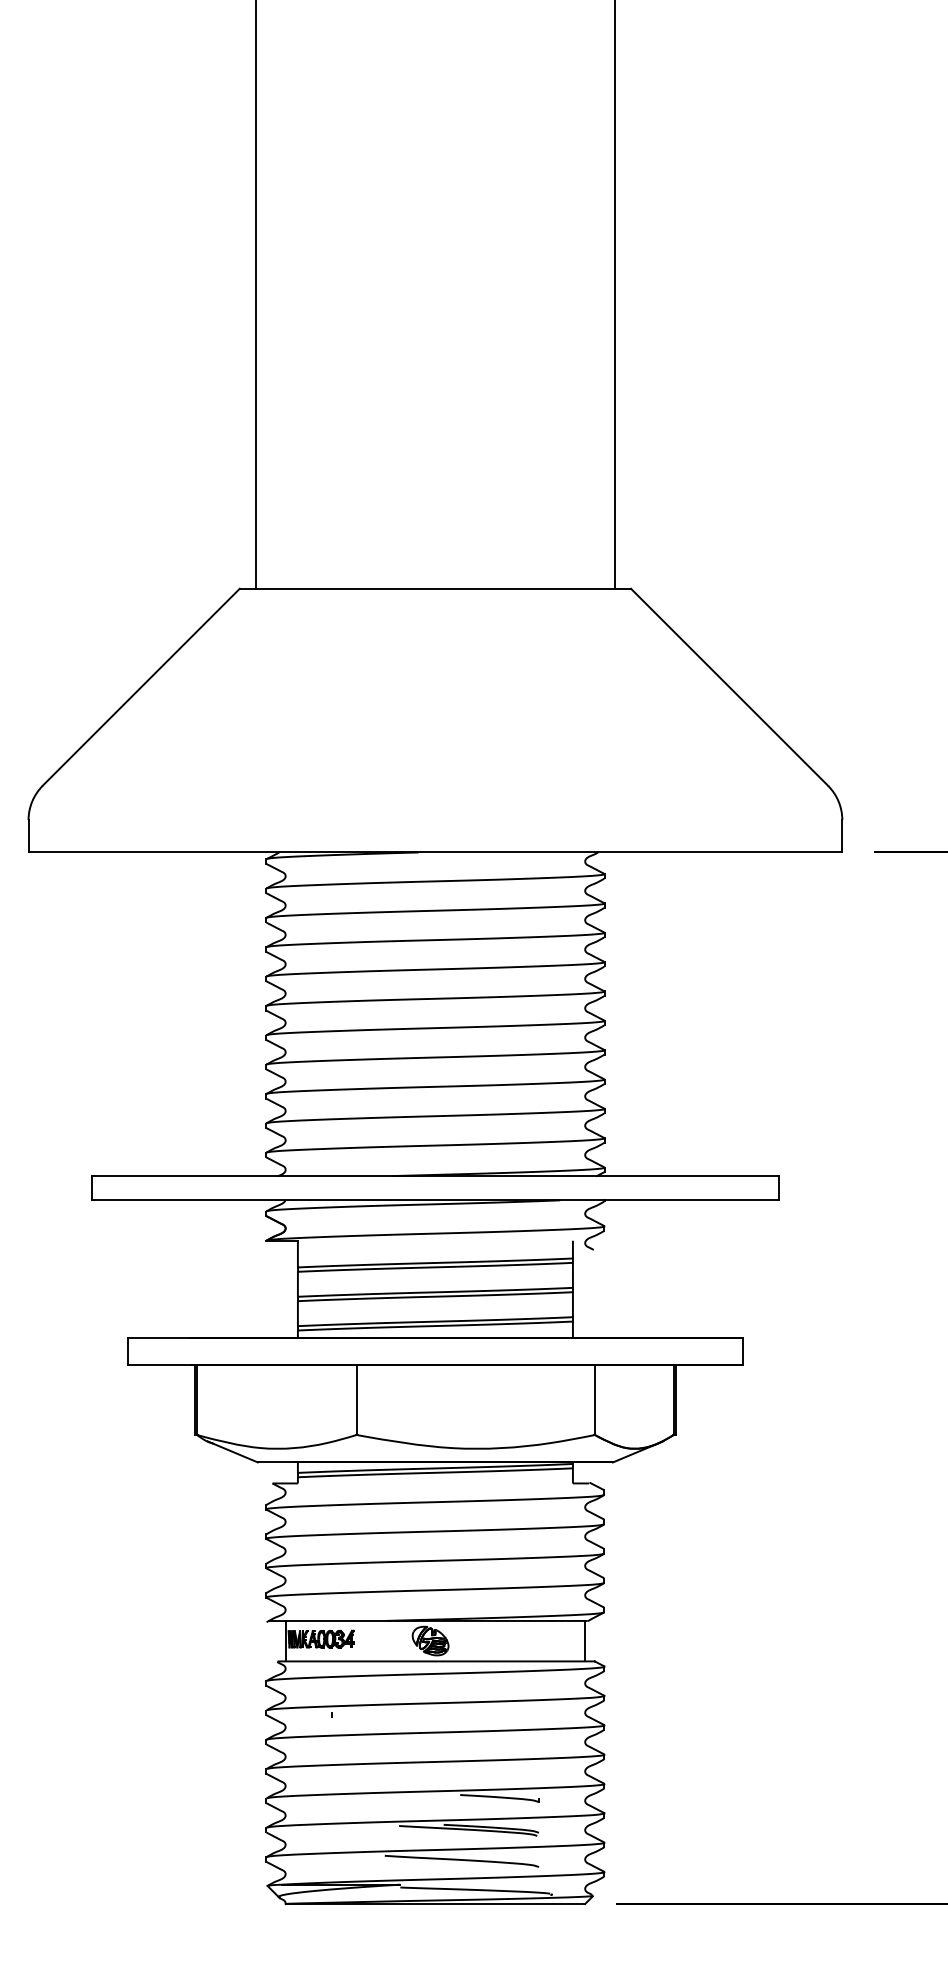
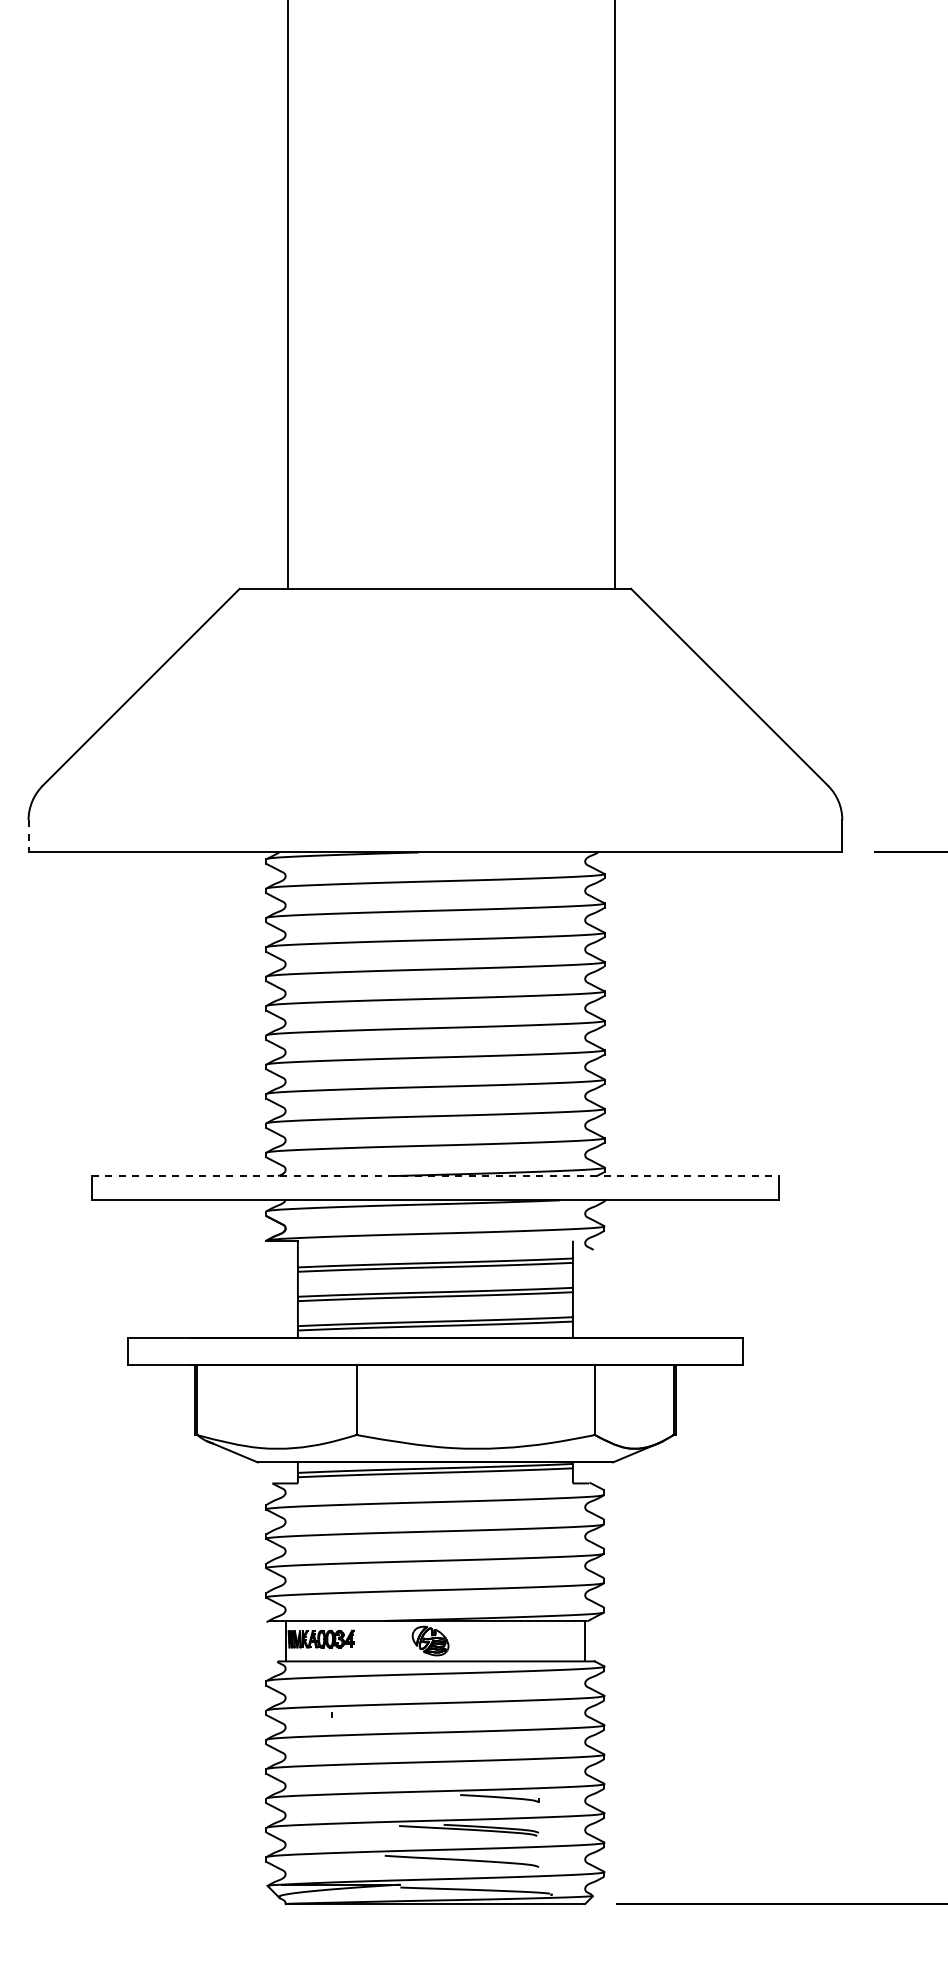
line position: (255, 295) -> (287, 295) (287, 295)
line: solid -> dashed (28, 836)
line: solid -> dashed (435, 1176)
